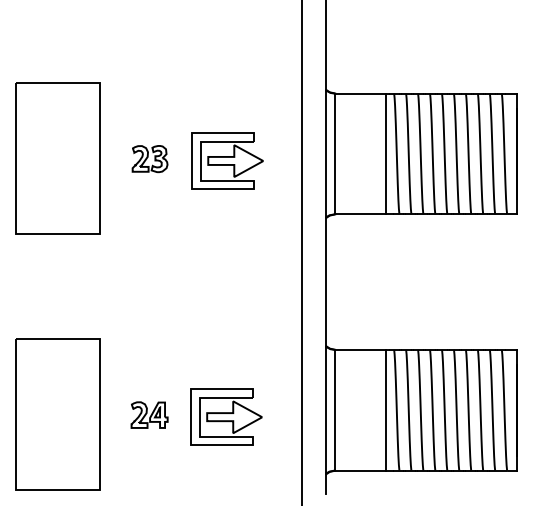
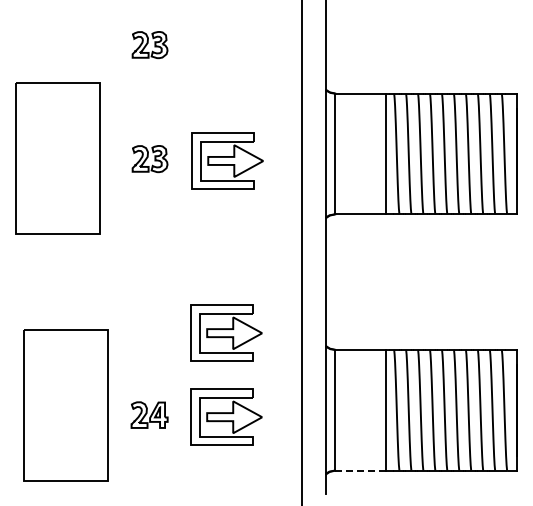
part: none -> present (149, 45)
part: none -> present (226, 332)
part position: (57, 414) -> (65, 405) (65, 405)
line: solid -> dashed (360, 470)
